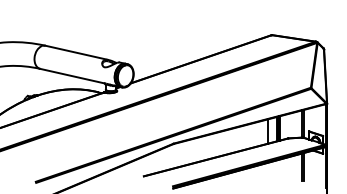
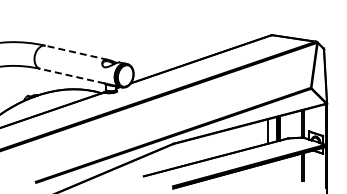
line: solid -> dashed (76, 52)
line: solid -> dashed (72, 76)
